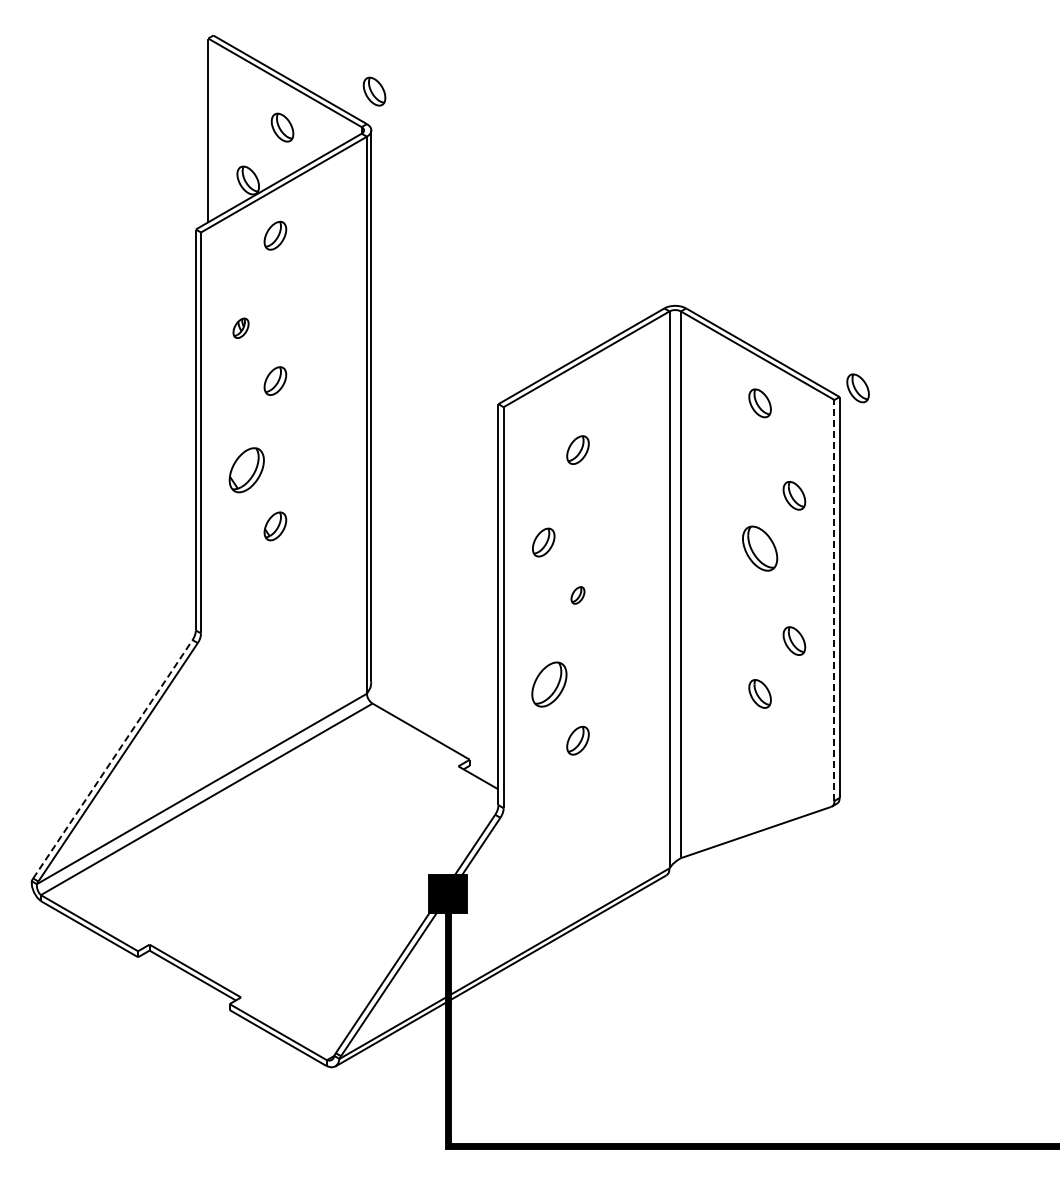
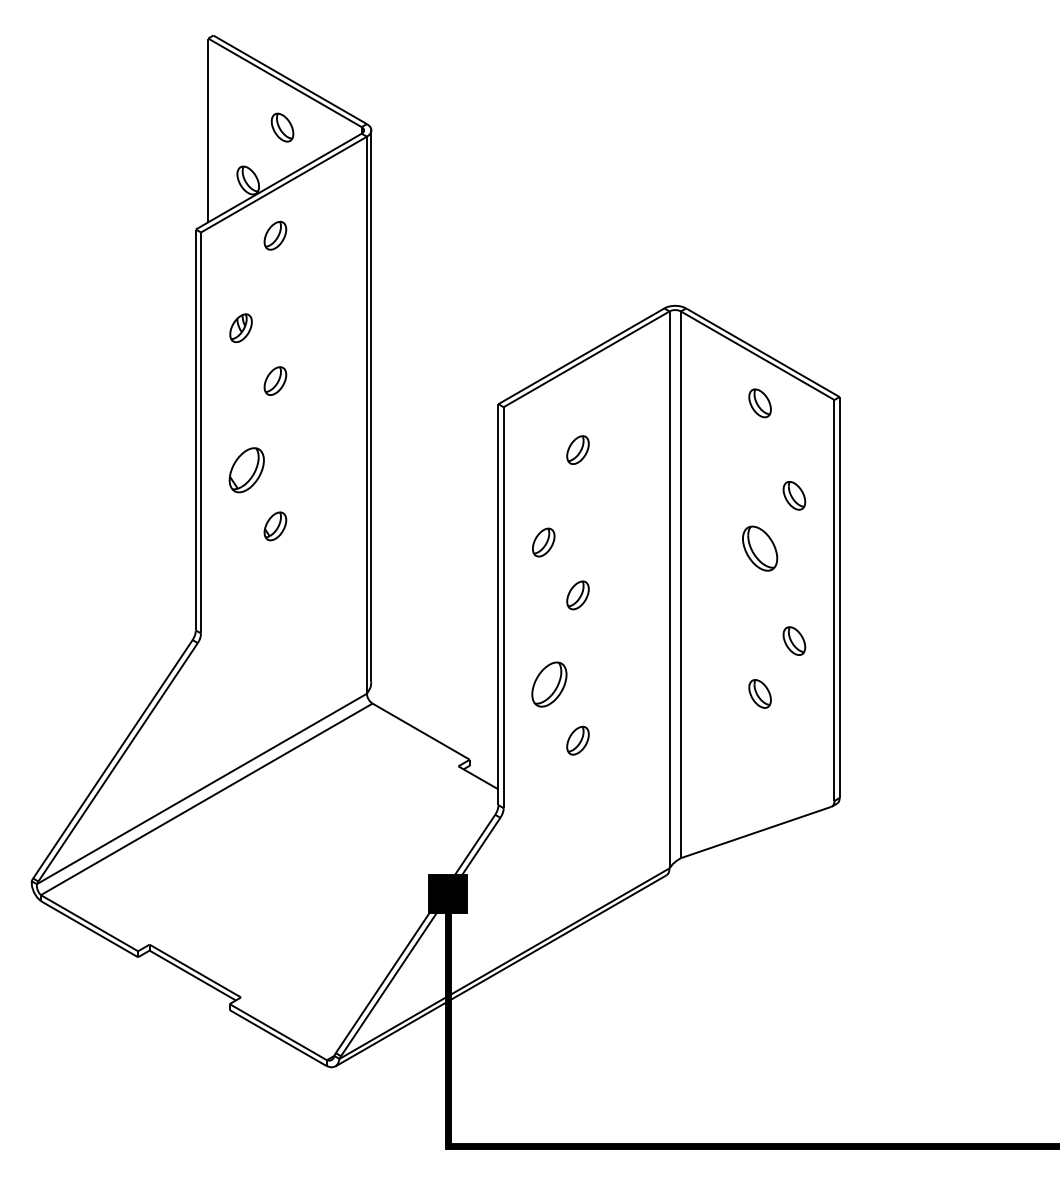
part: present -> none (374, 91)
part size: 18x22 px -> 24x31 px (240, 328)
part: present -> none (857, 388)
part size: 16x19 px -> 24x31 px (577, 595)
line: dashed -> solid (834, 600)
line: dashed -> solid (113, 758)
